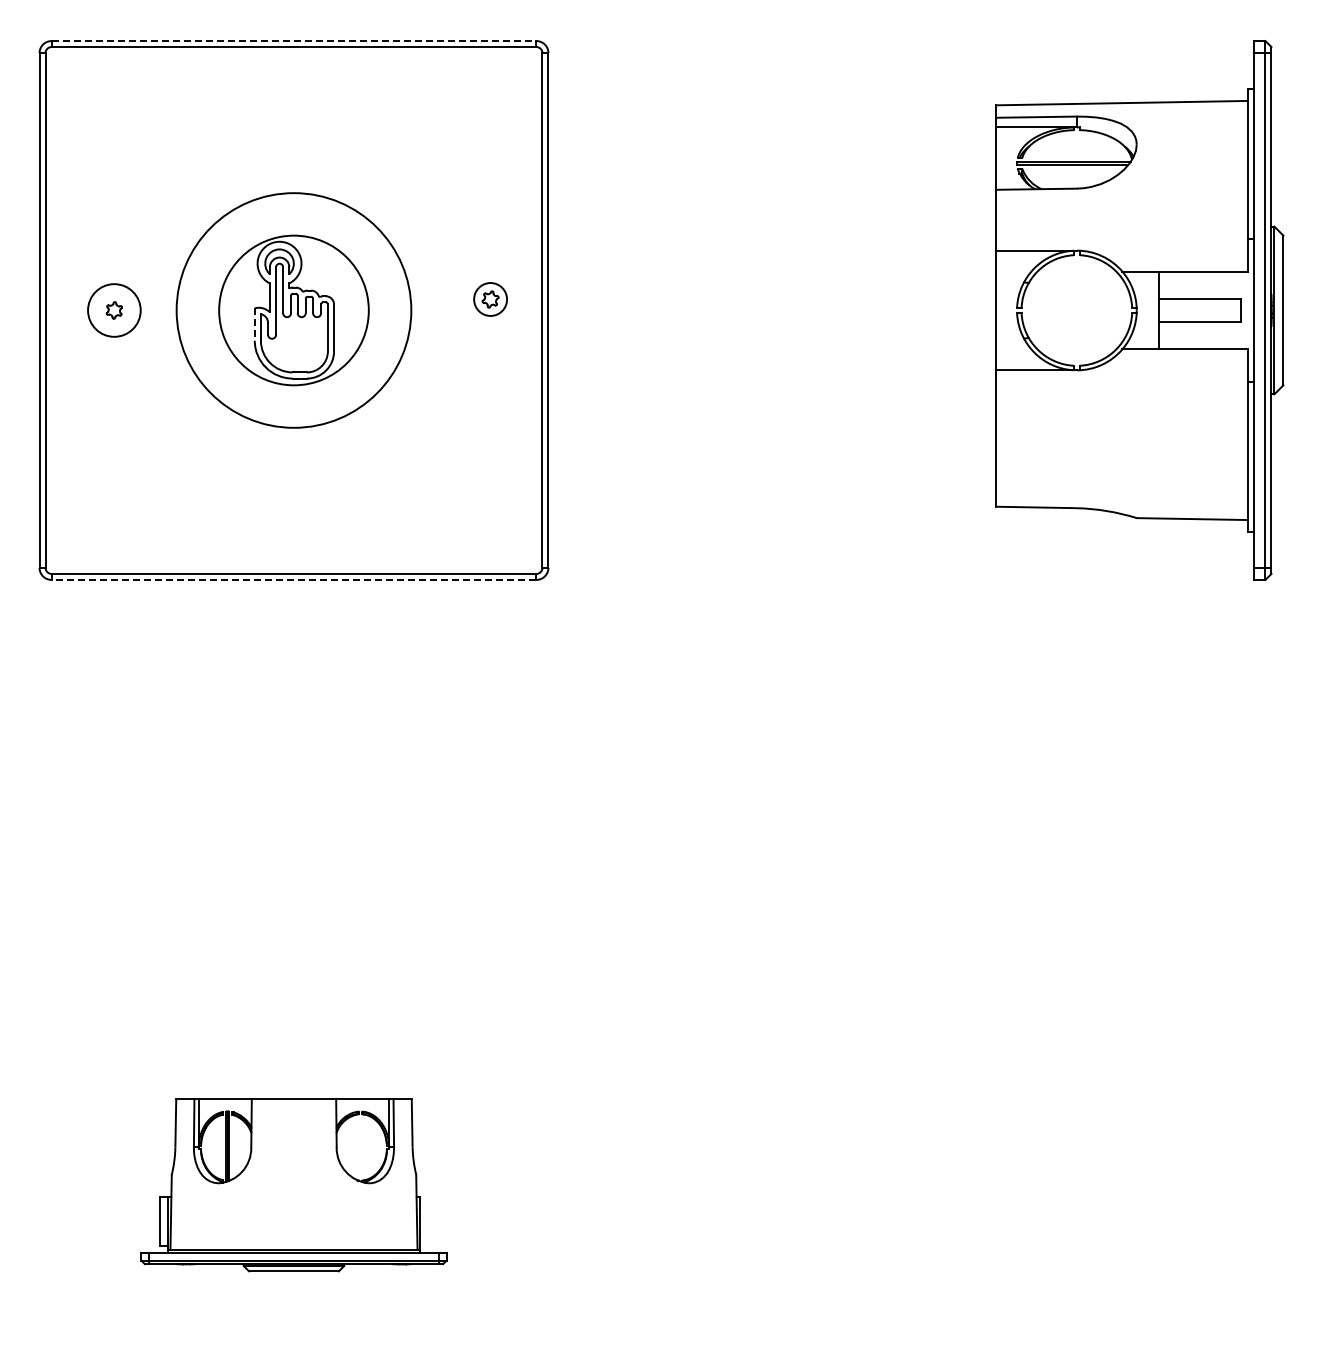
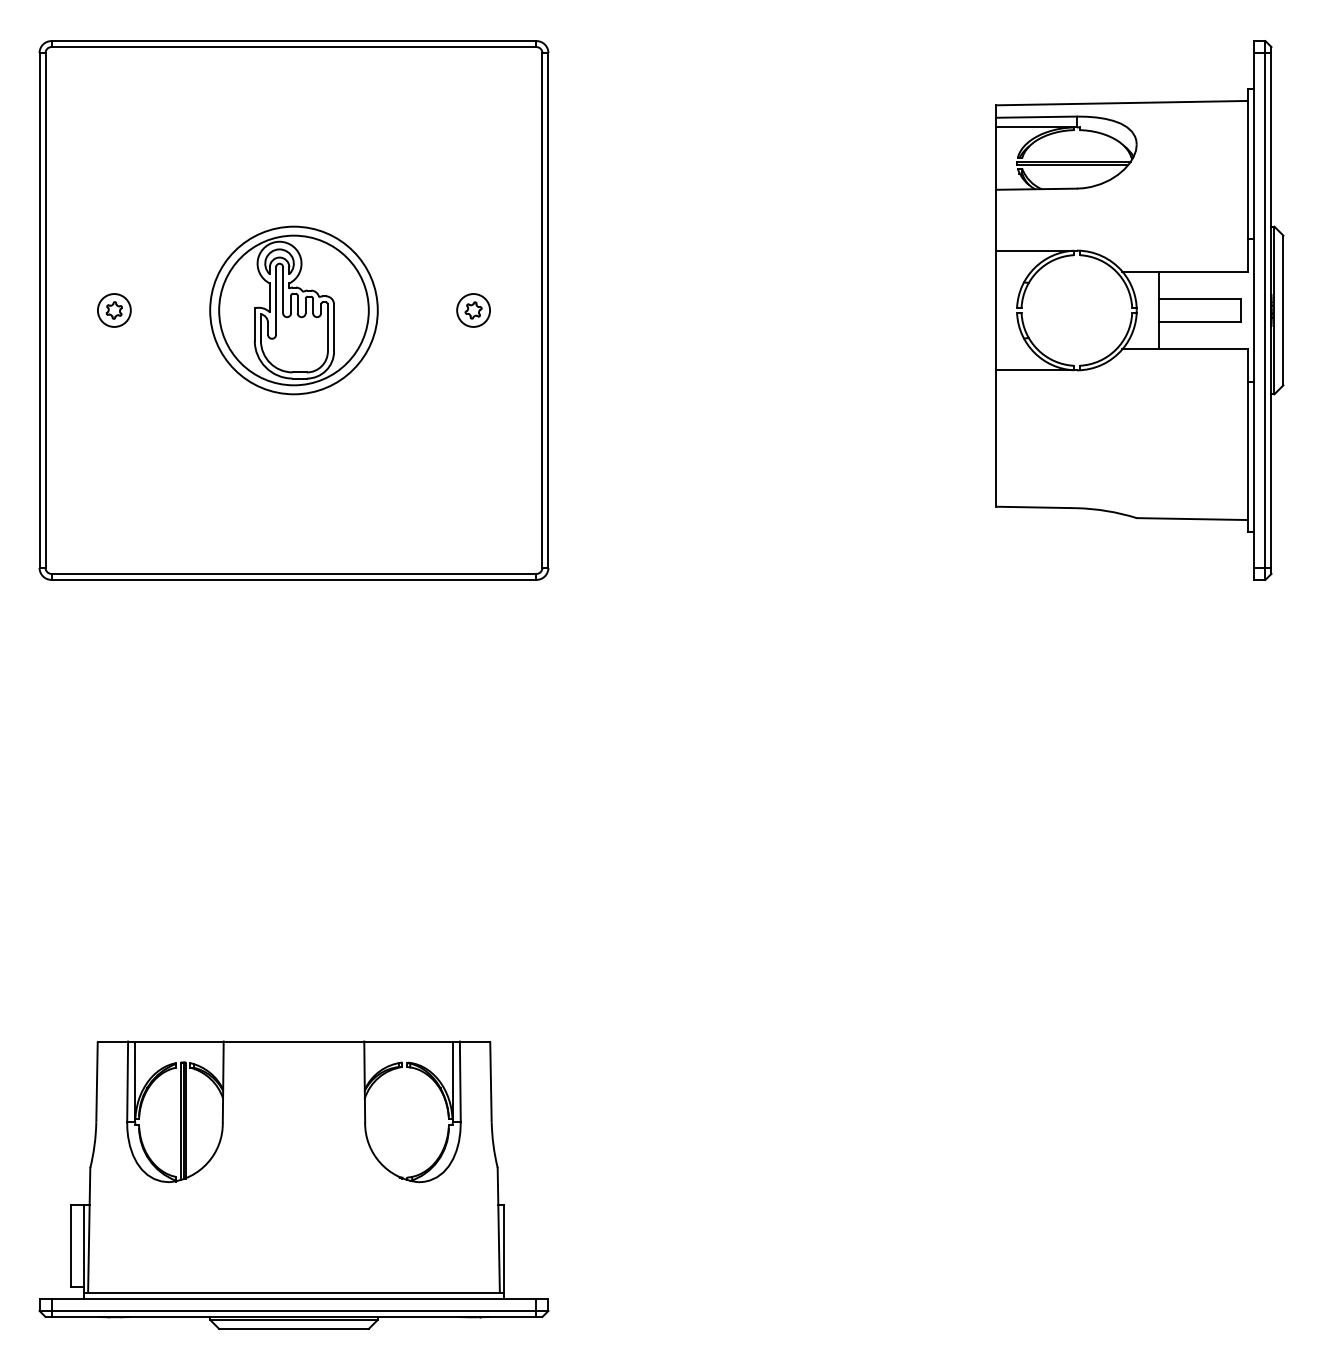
line: dashed -> solid (294, 41)
part position: (490, 299) -> (473, 310) (473, 310)
circle diameter: 53 px -> 33 px (113, 310)
circle diameter: 235 px -> 168 px (293, 310)
line: dashed -> solid (254, 325)
line: dashed -> solid (293, 579)
part size: 308x175 px -> 512x290 px (293, 1184)
